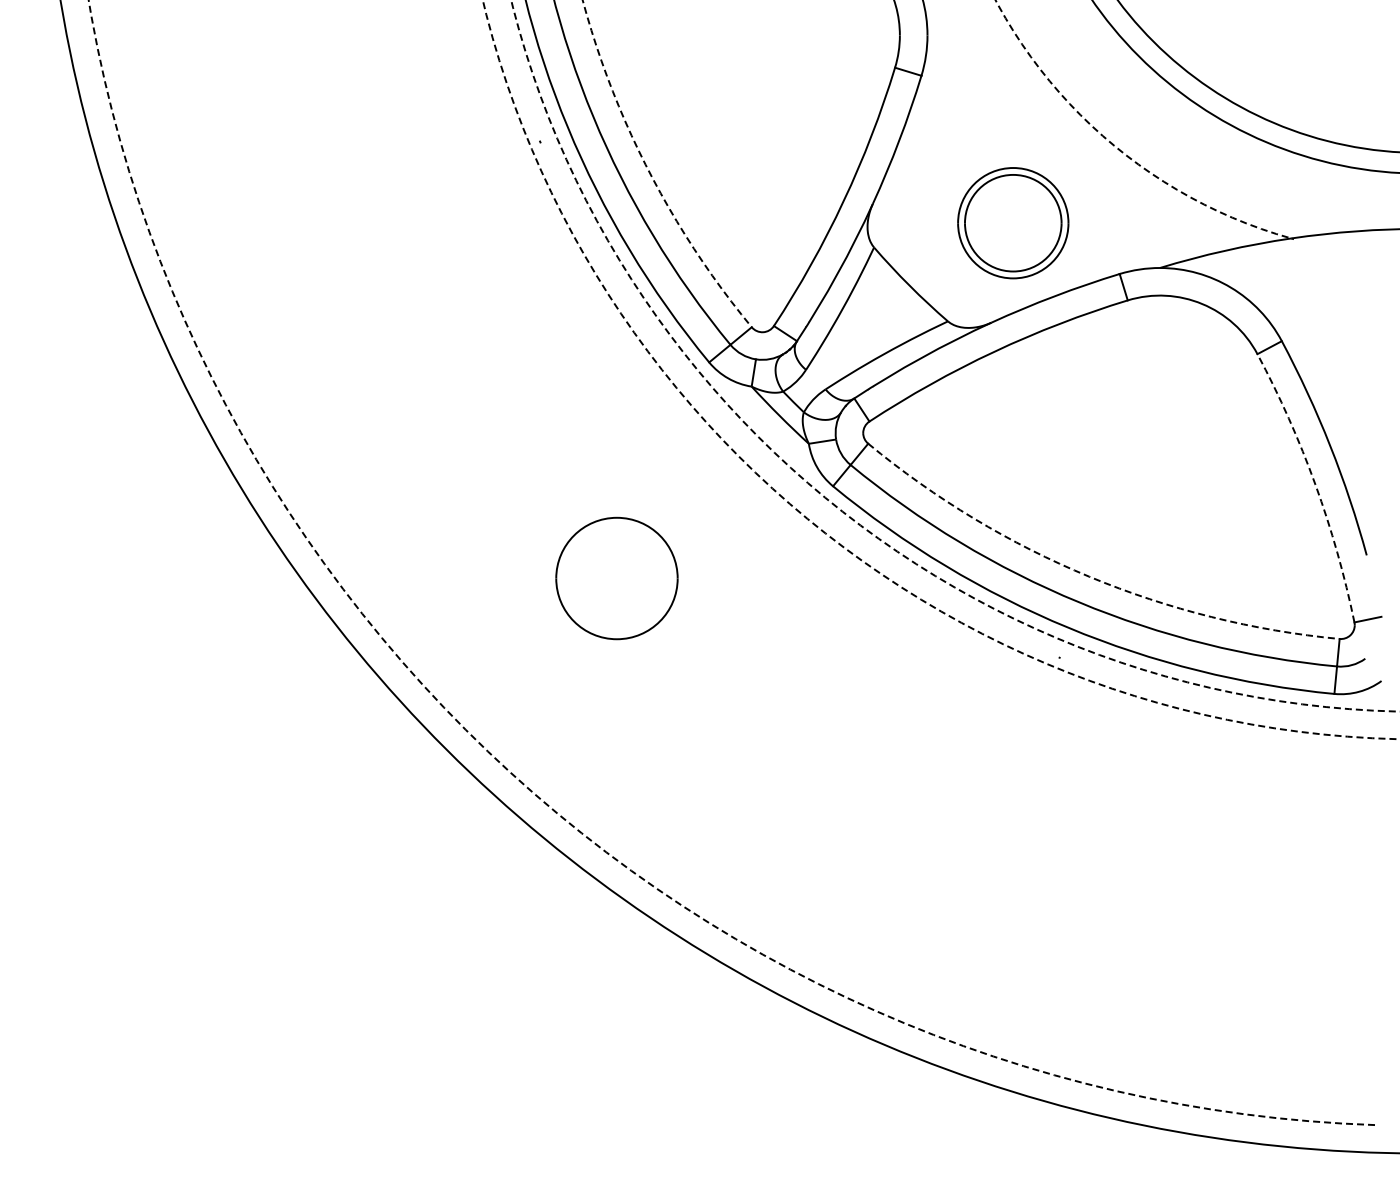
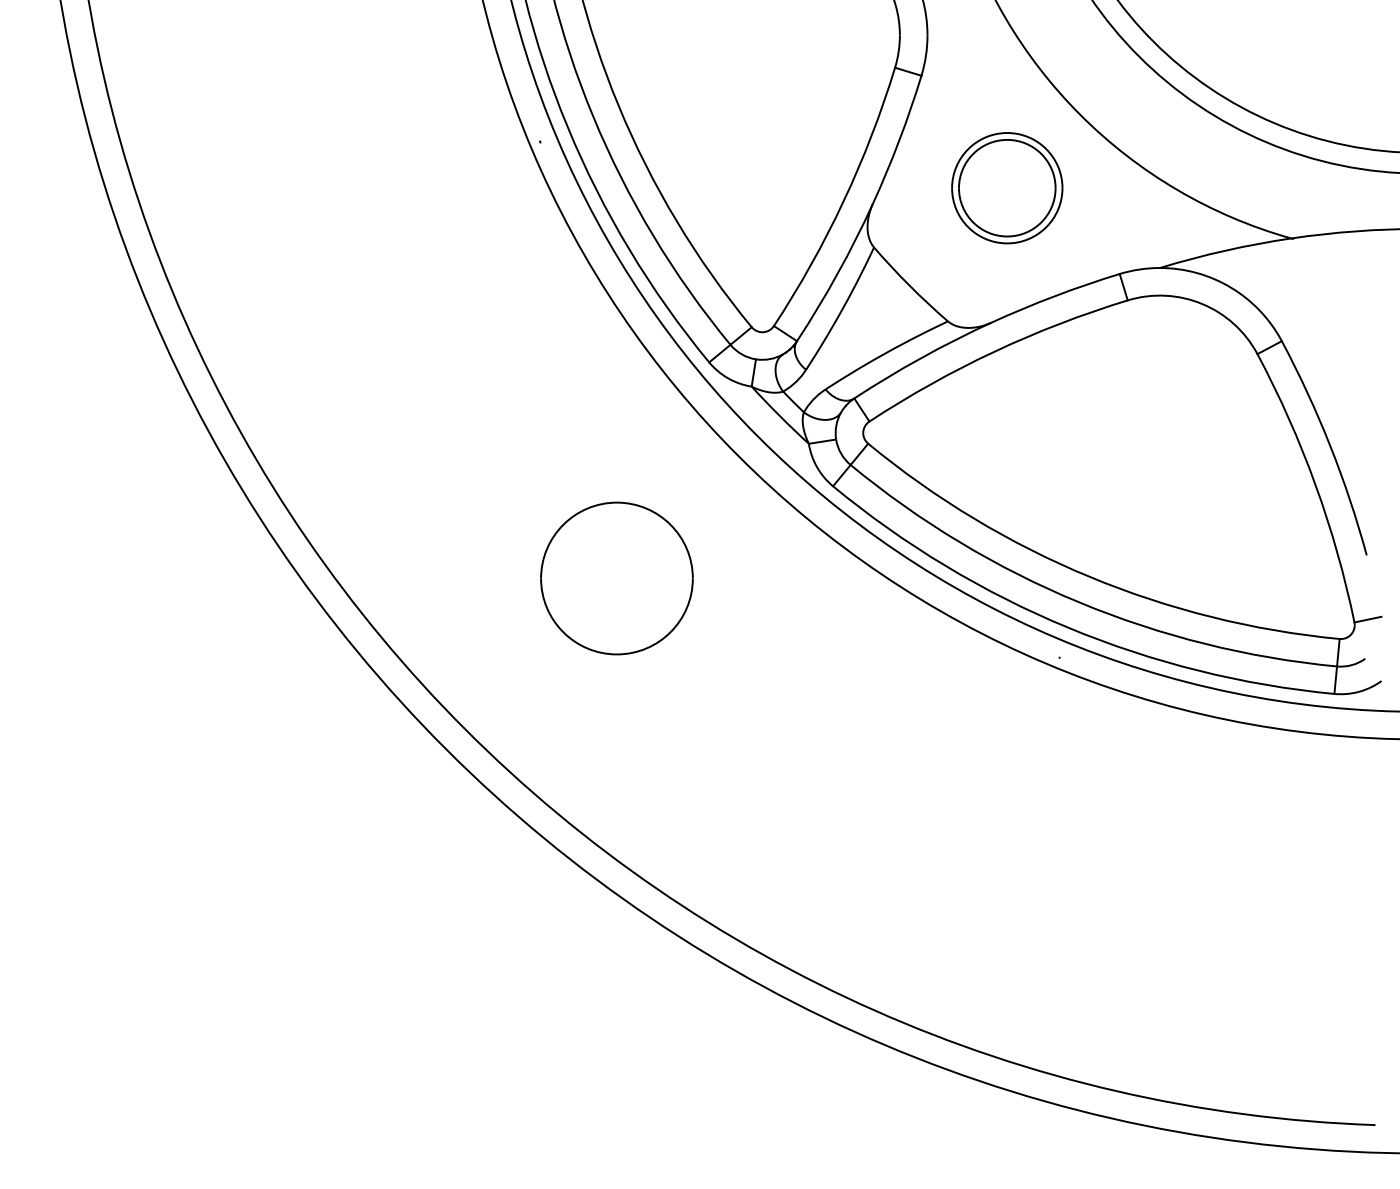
arc: dashed -> solid (1118, 148)
arc: dashed -> solid (649, 172)
part position: (1013, 223) -> (1007, 188) (1007, 188)
arc: dashed -> solid (1315, 484)
arc: dashed -> solid (835, 506)
arc: dashed -> solid (815, 524)
arc: dashed -> solid (1089, 576)
part size: 124x125 px -> 154x155 px (616, 578)
arc: dashed -> solid (530, 790)
